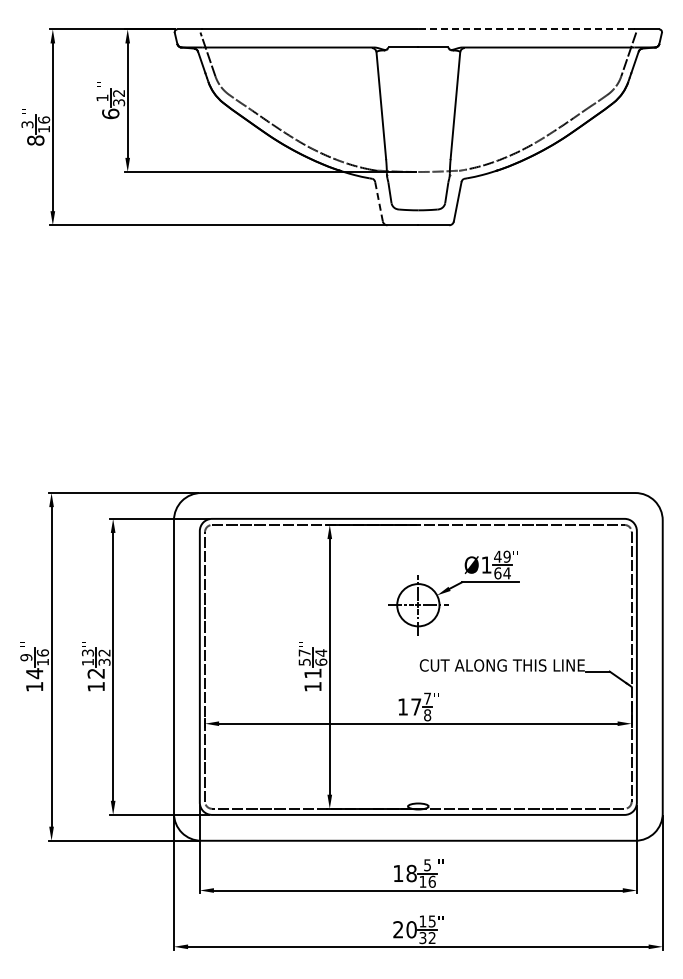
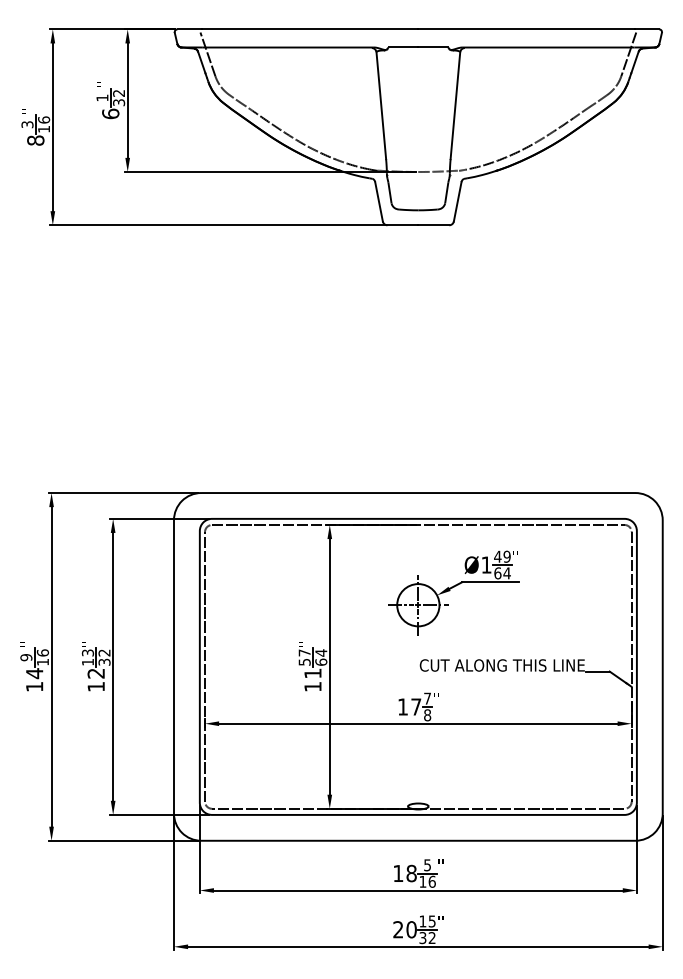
line: dashed -> solid (525, 29)
line: dashed -> solid (378, 201)
